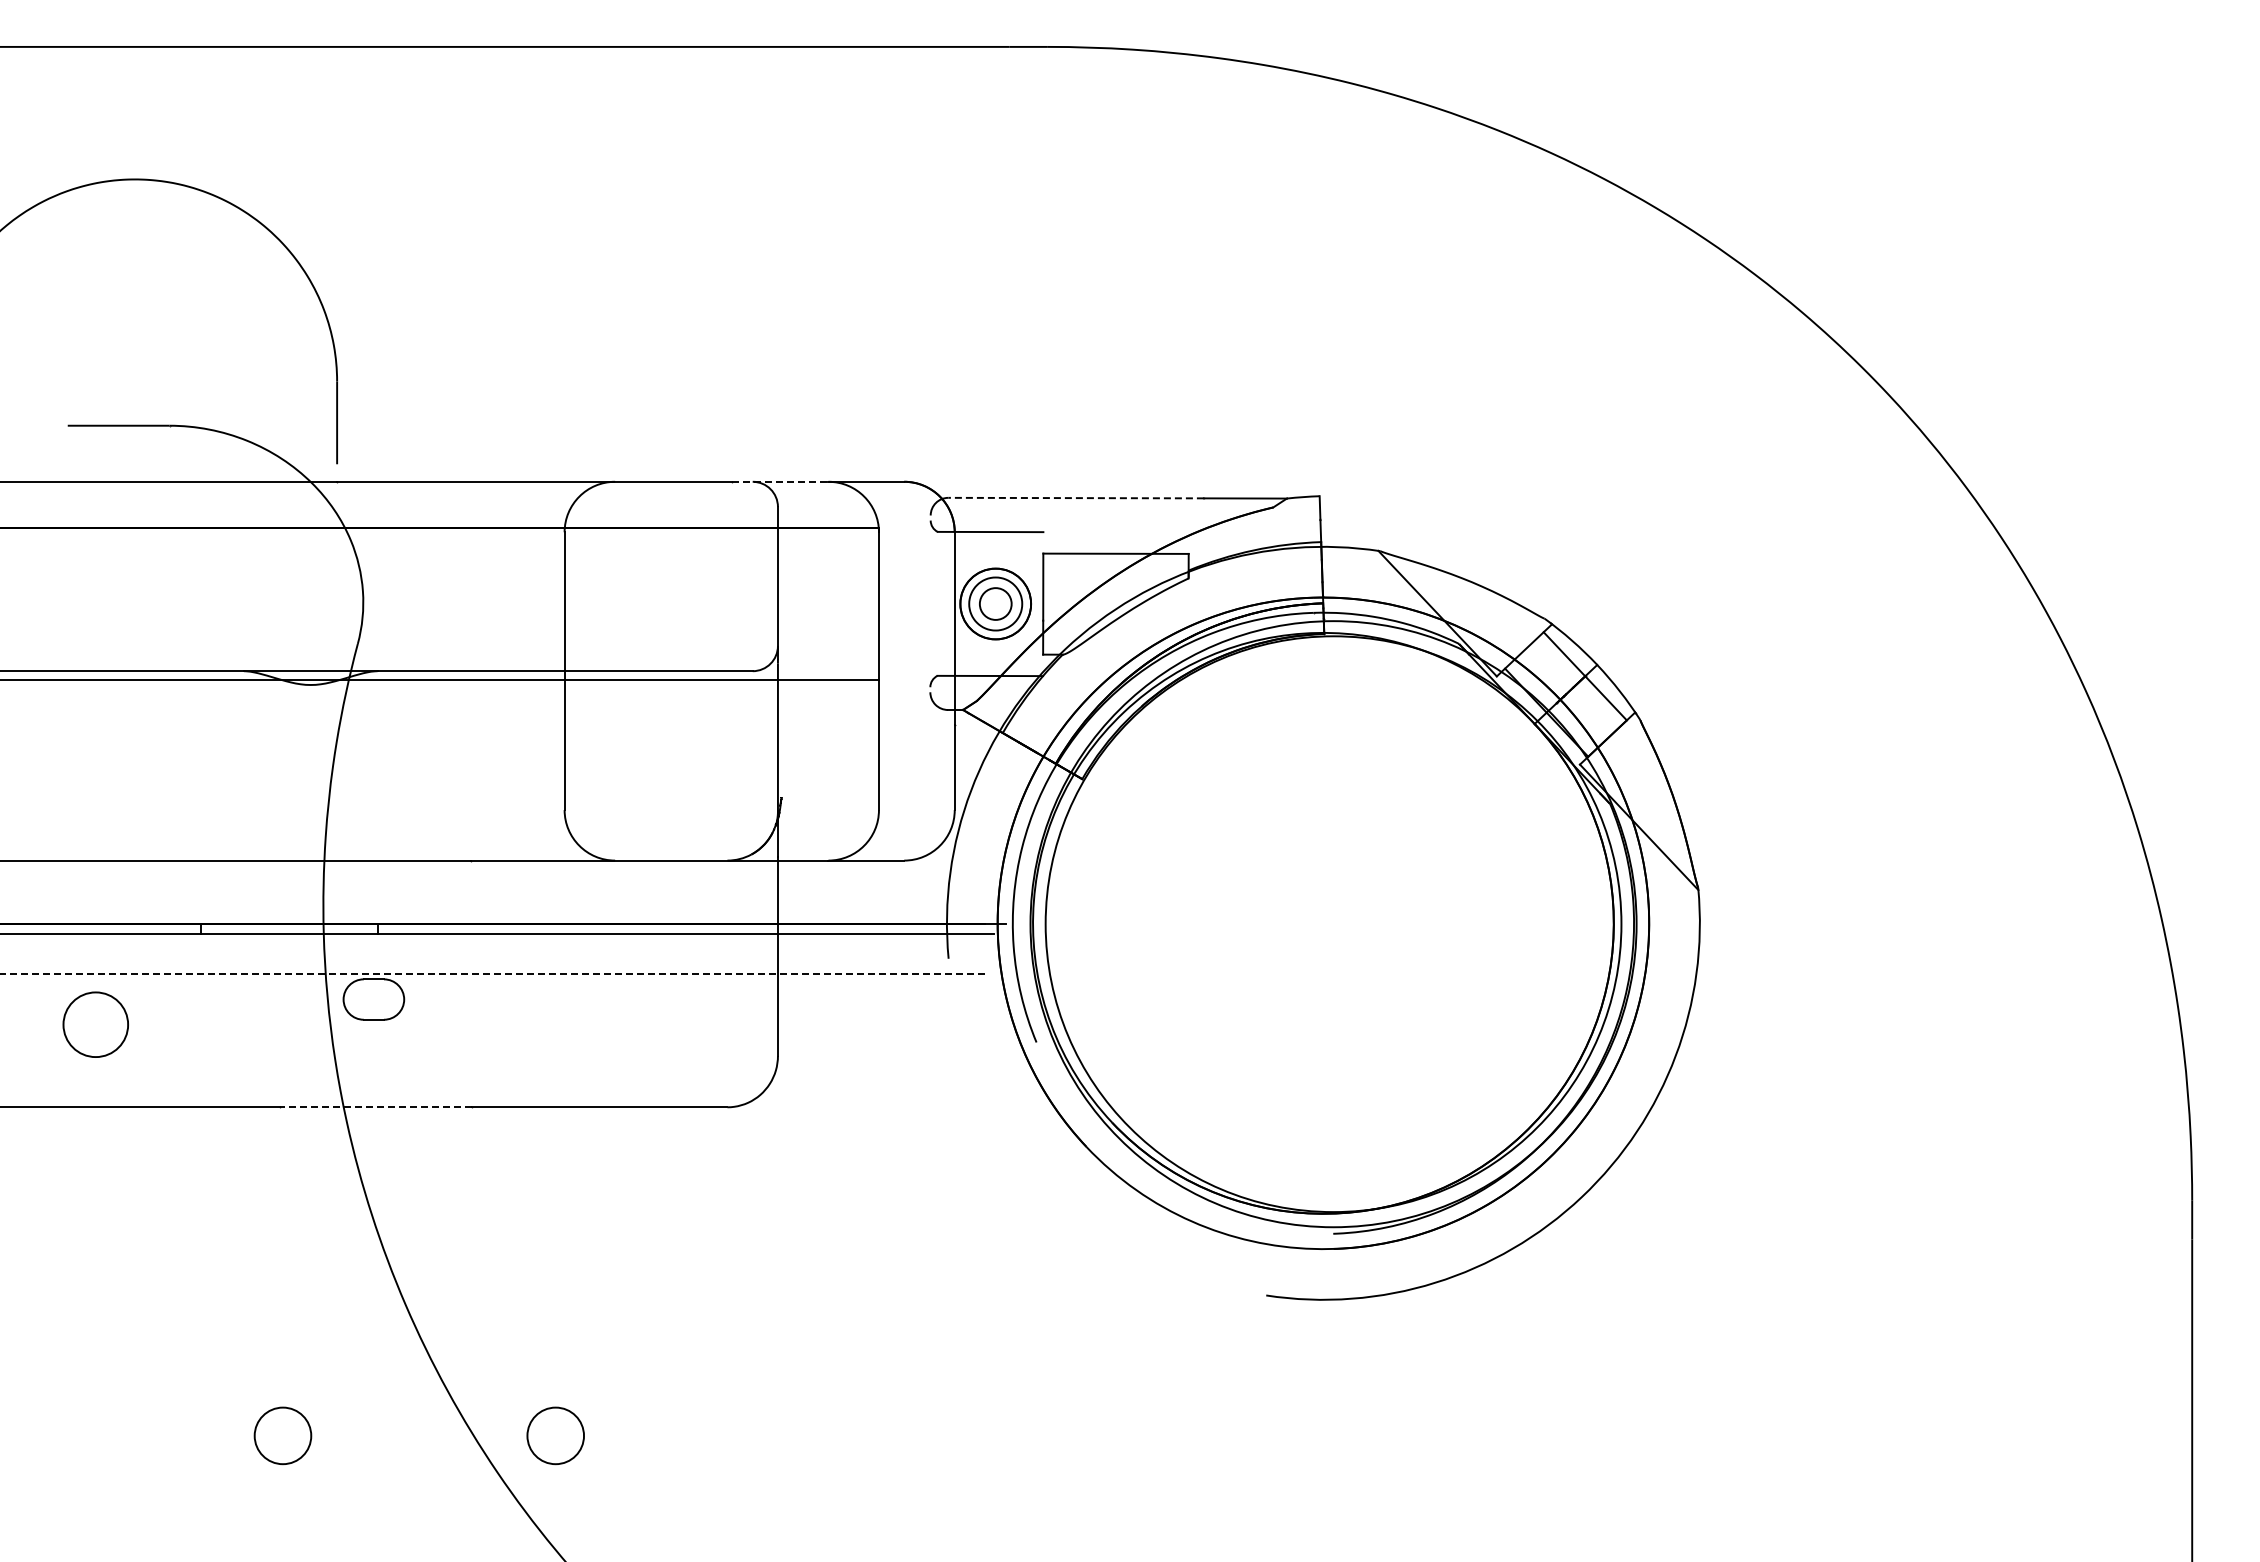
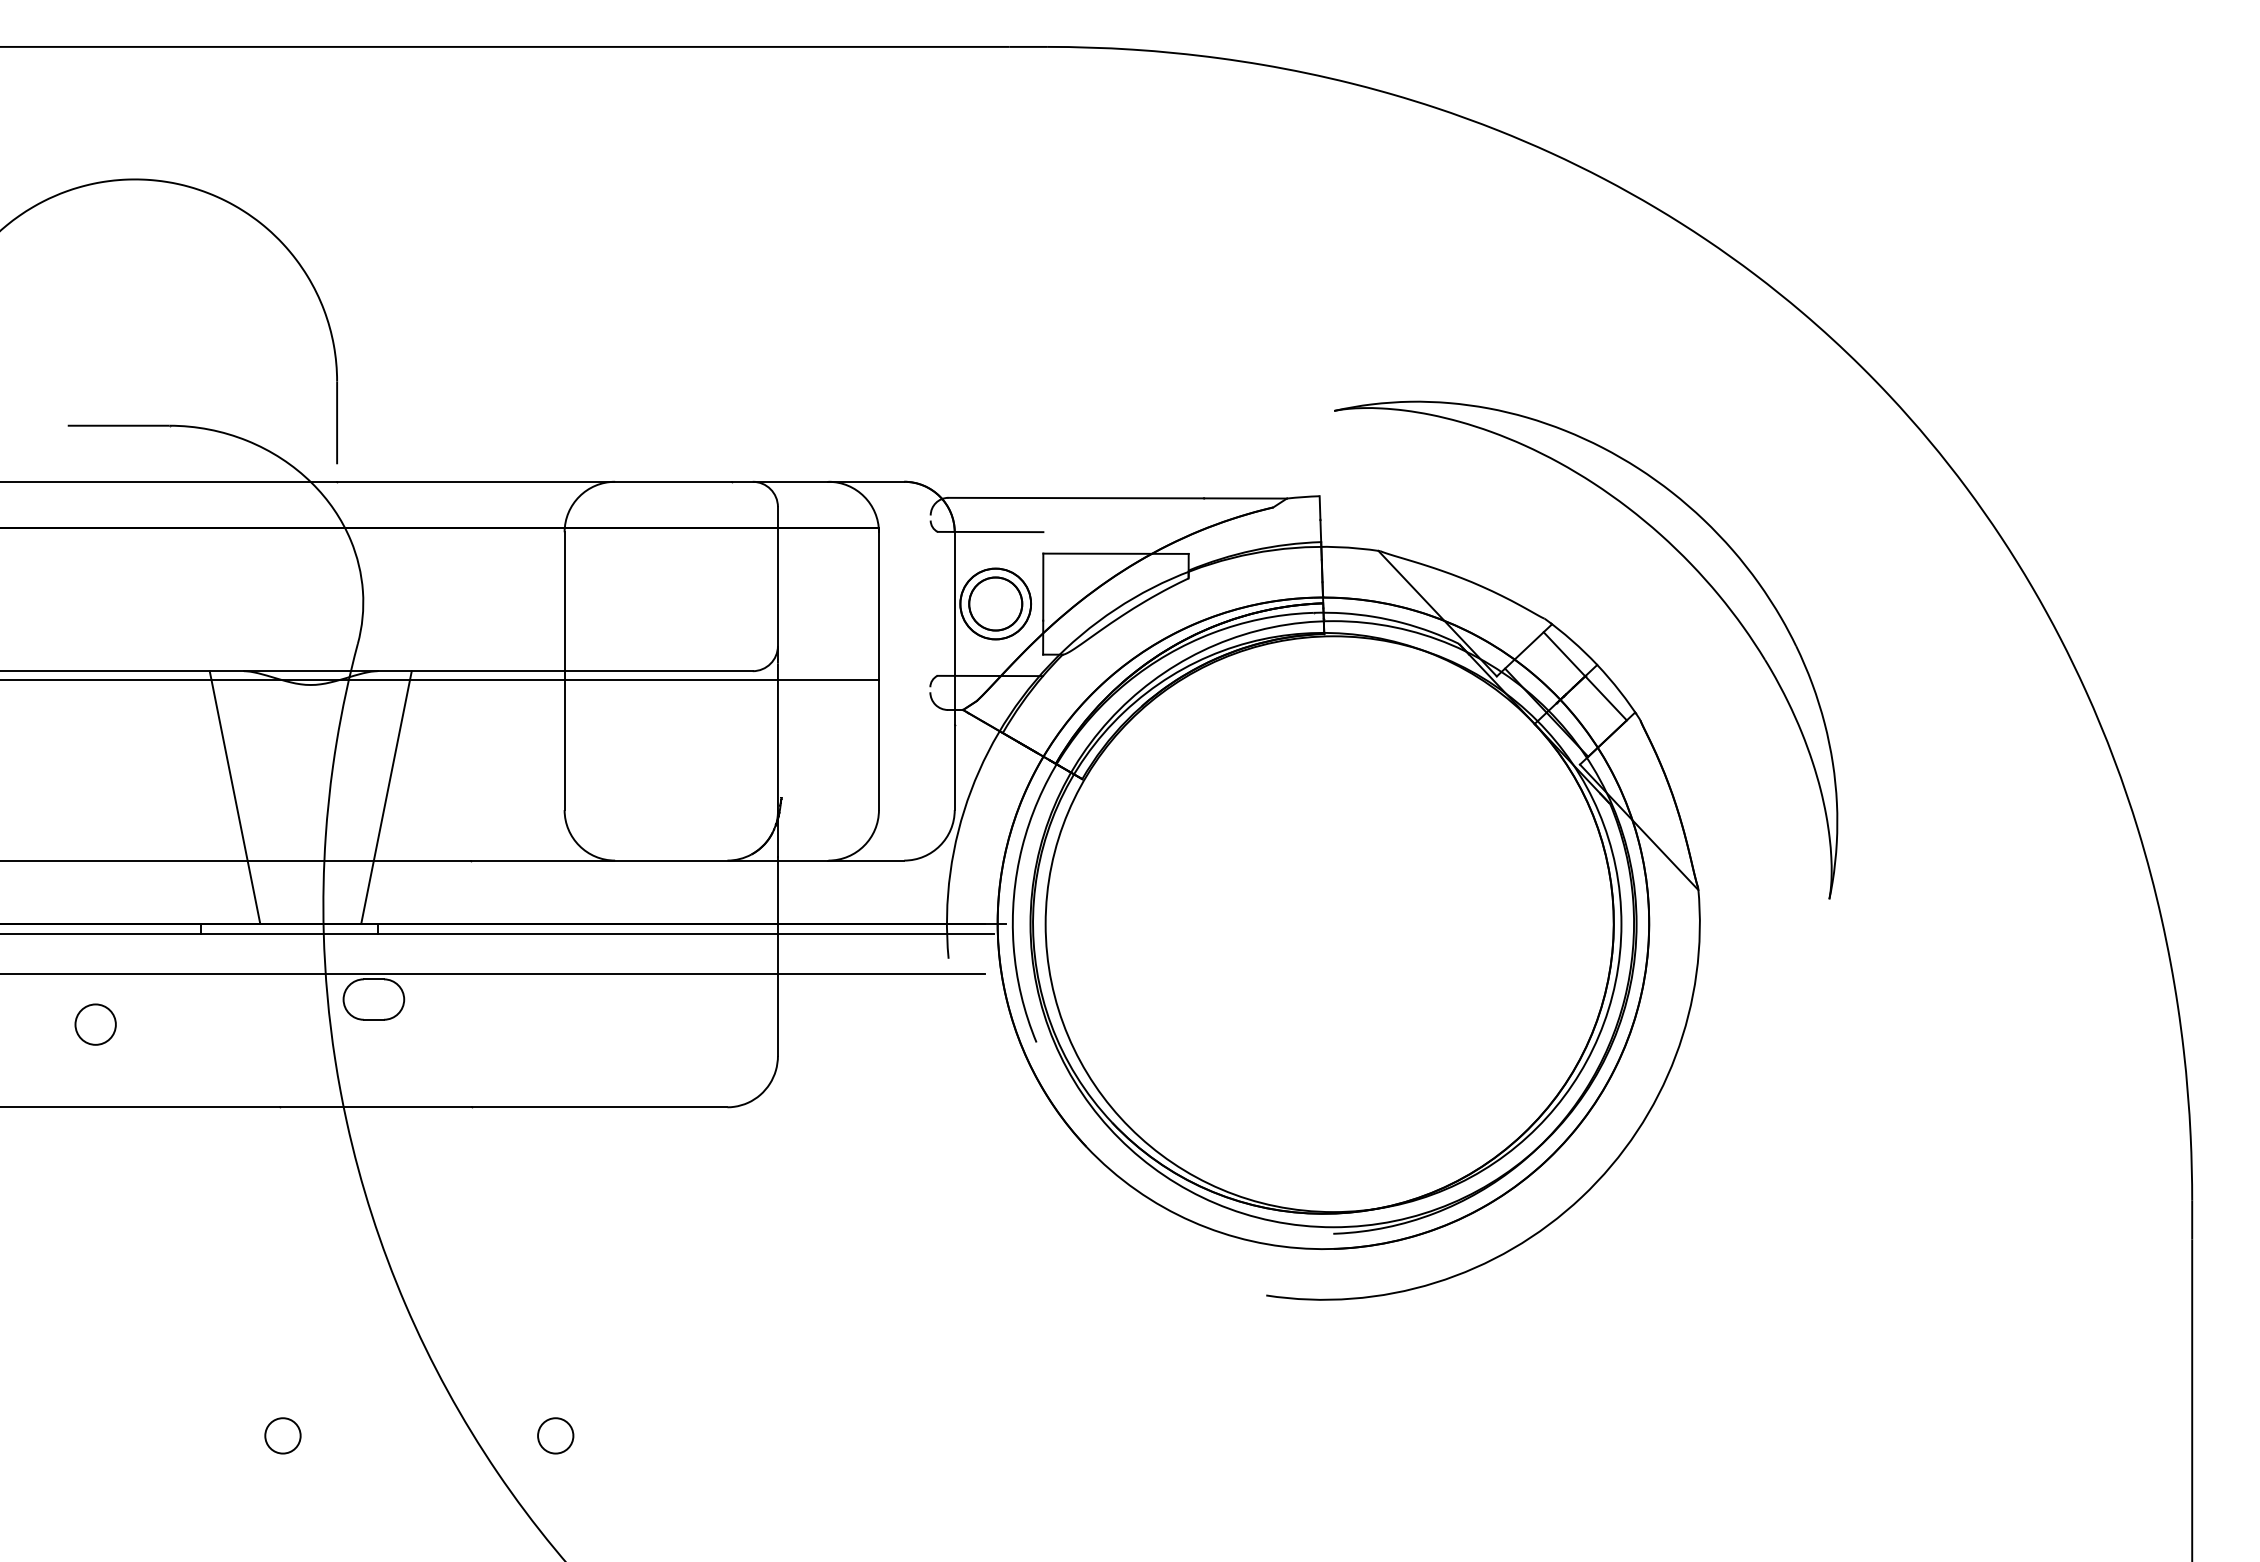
line: dashed -> solid (780, 481)
line: dashed -> solid (1076, 498)
part: none -> present (1672, 547)
circle diameter: 32 px -> 53 px (995, 603)
line: none -> present (234, 797)
line: none -> present (386, 797)
line: dashed -> solid (491, 974)
circle size: 67x67 px -> 43x43 px (95, 1024)
line: dashed -> solid (375, 1107)
circle diameter: 57 px -> 35 px (282, 1435)
circle diameter: 57 px -> 35 px (555, 1435)
